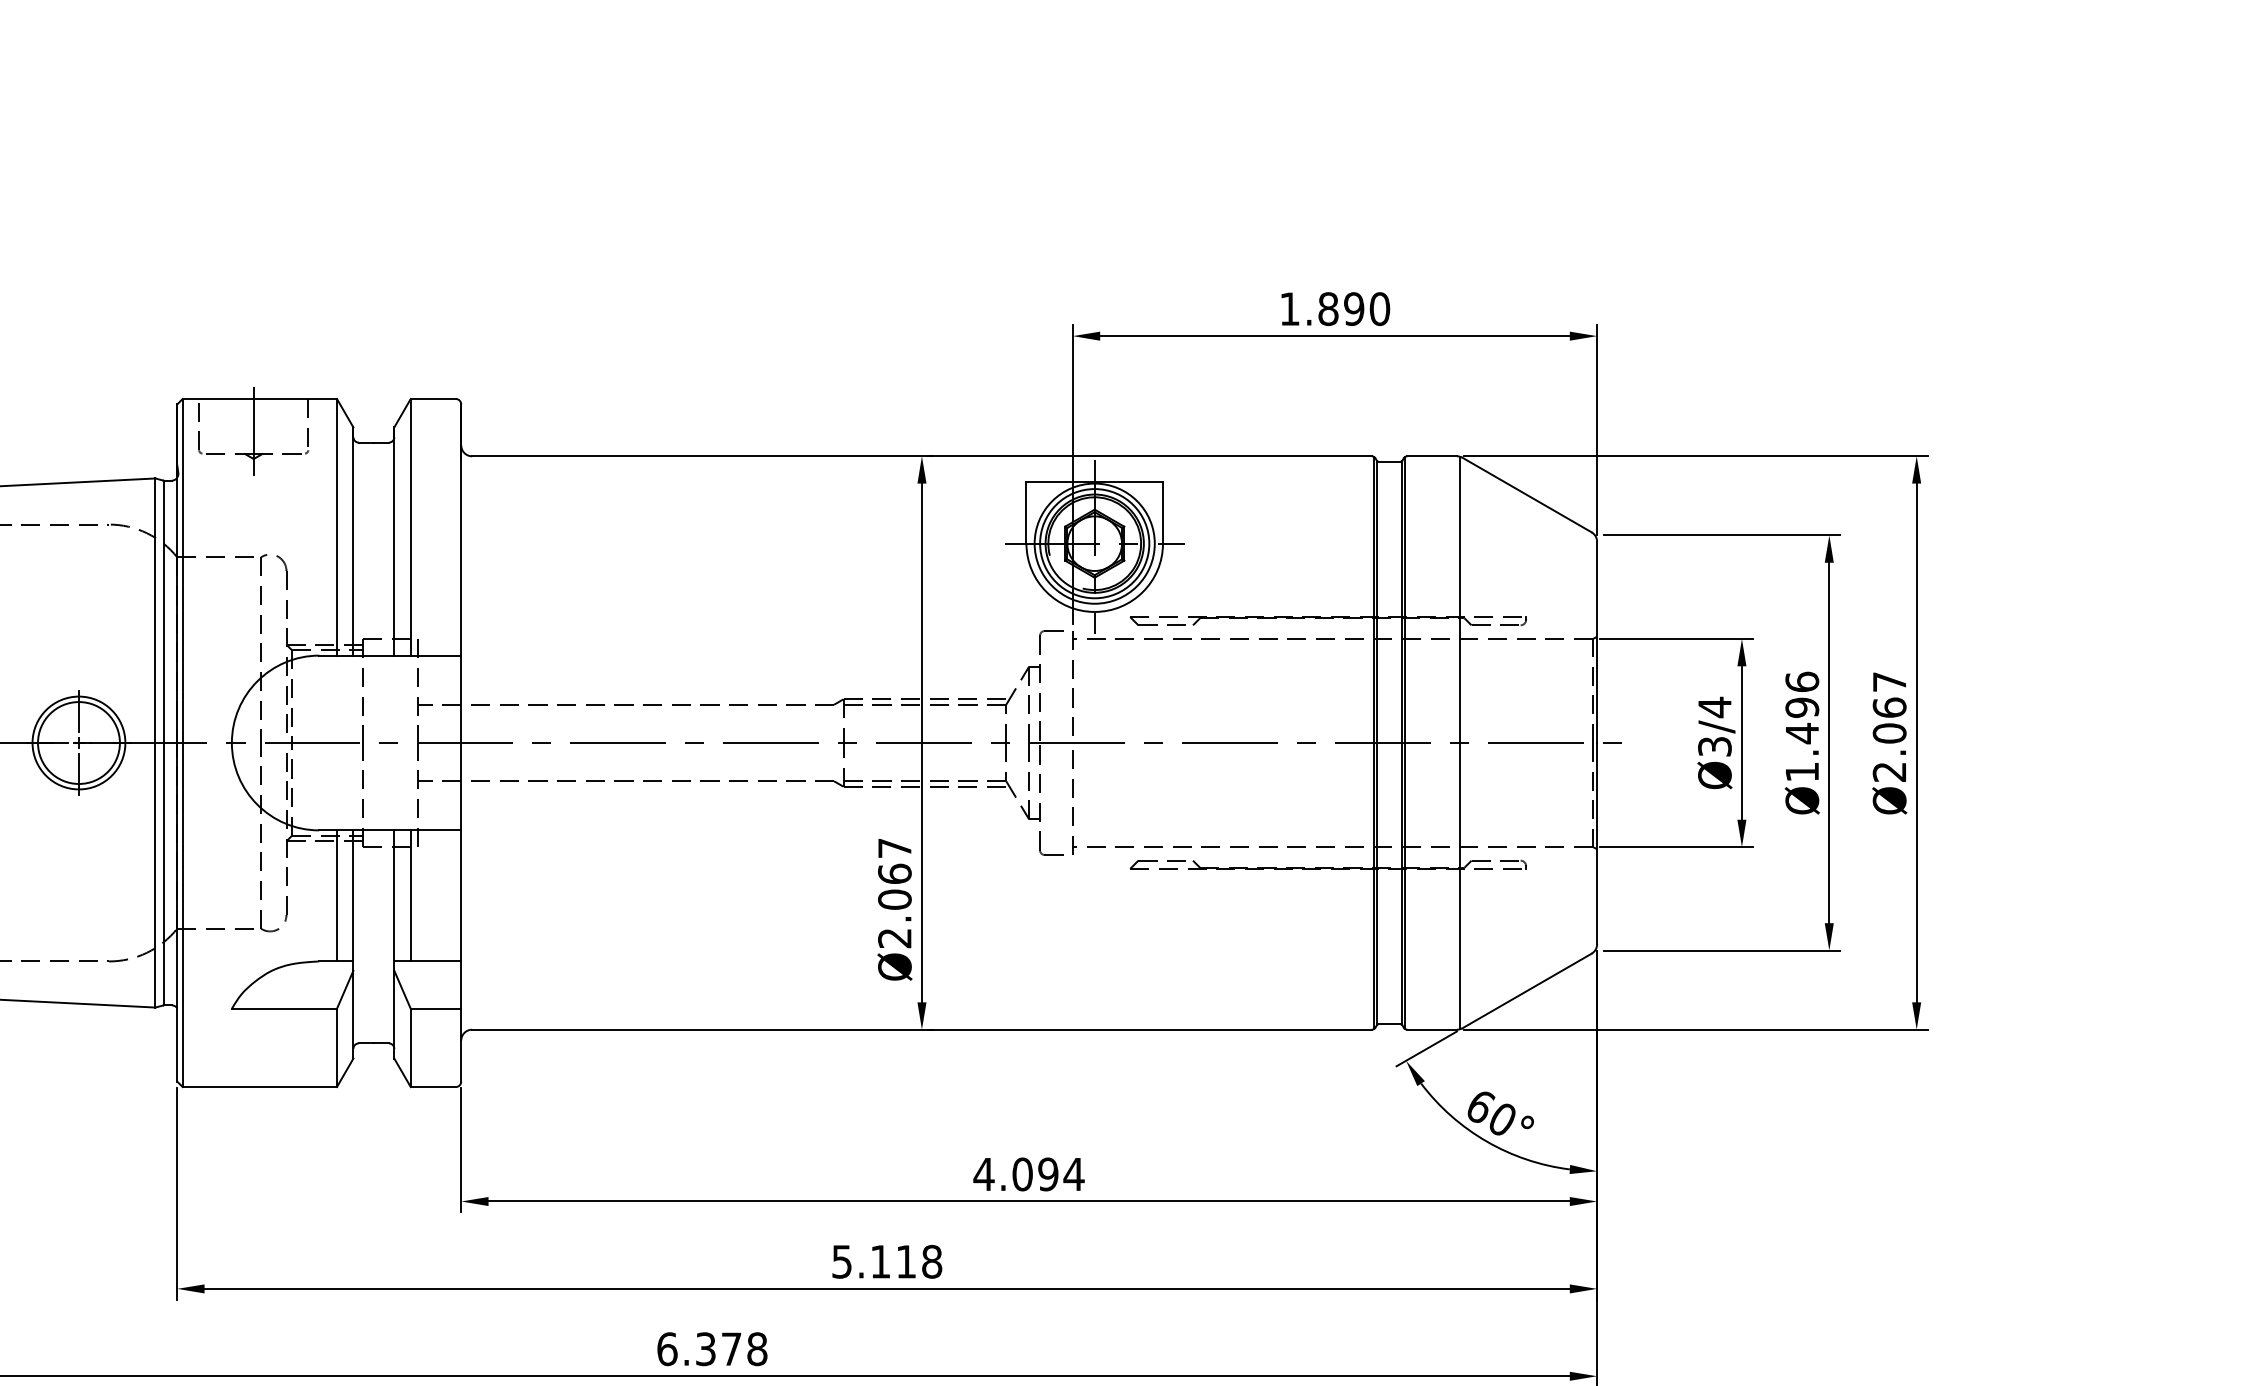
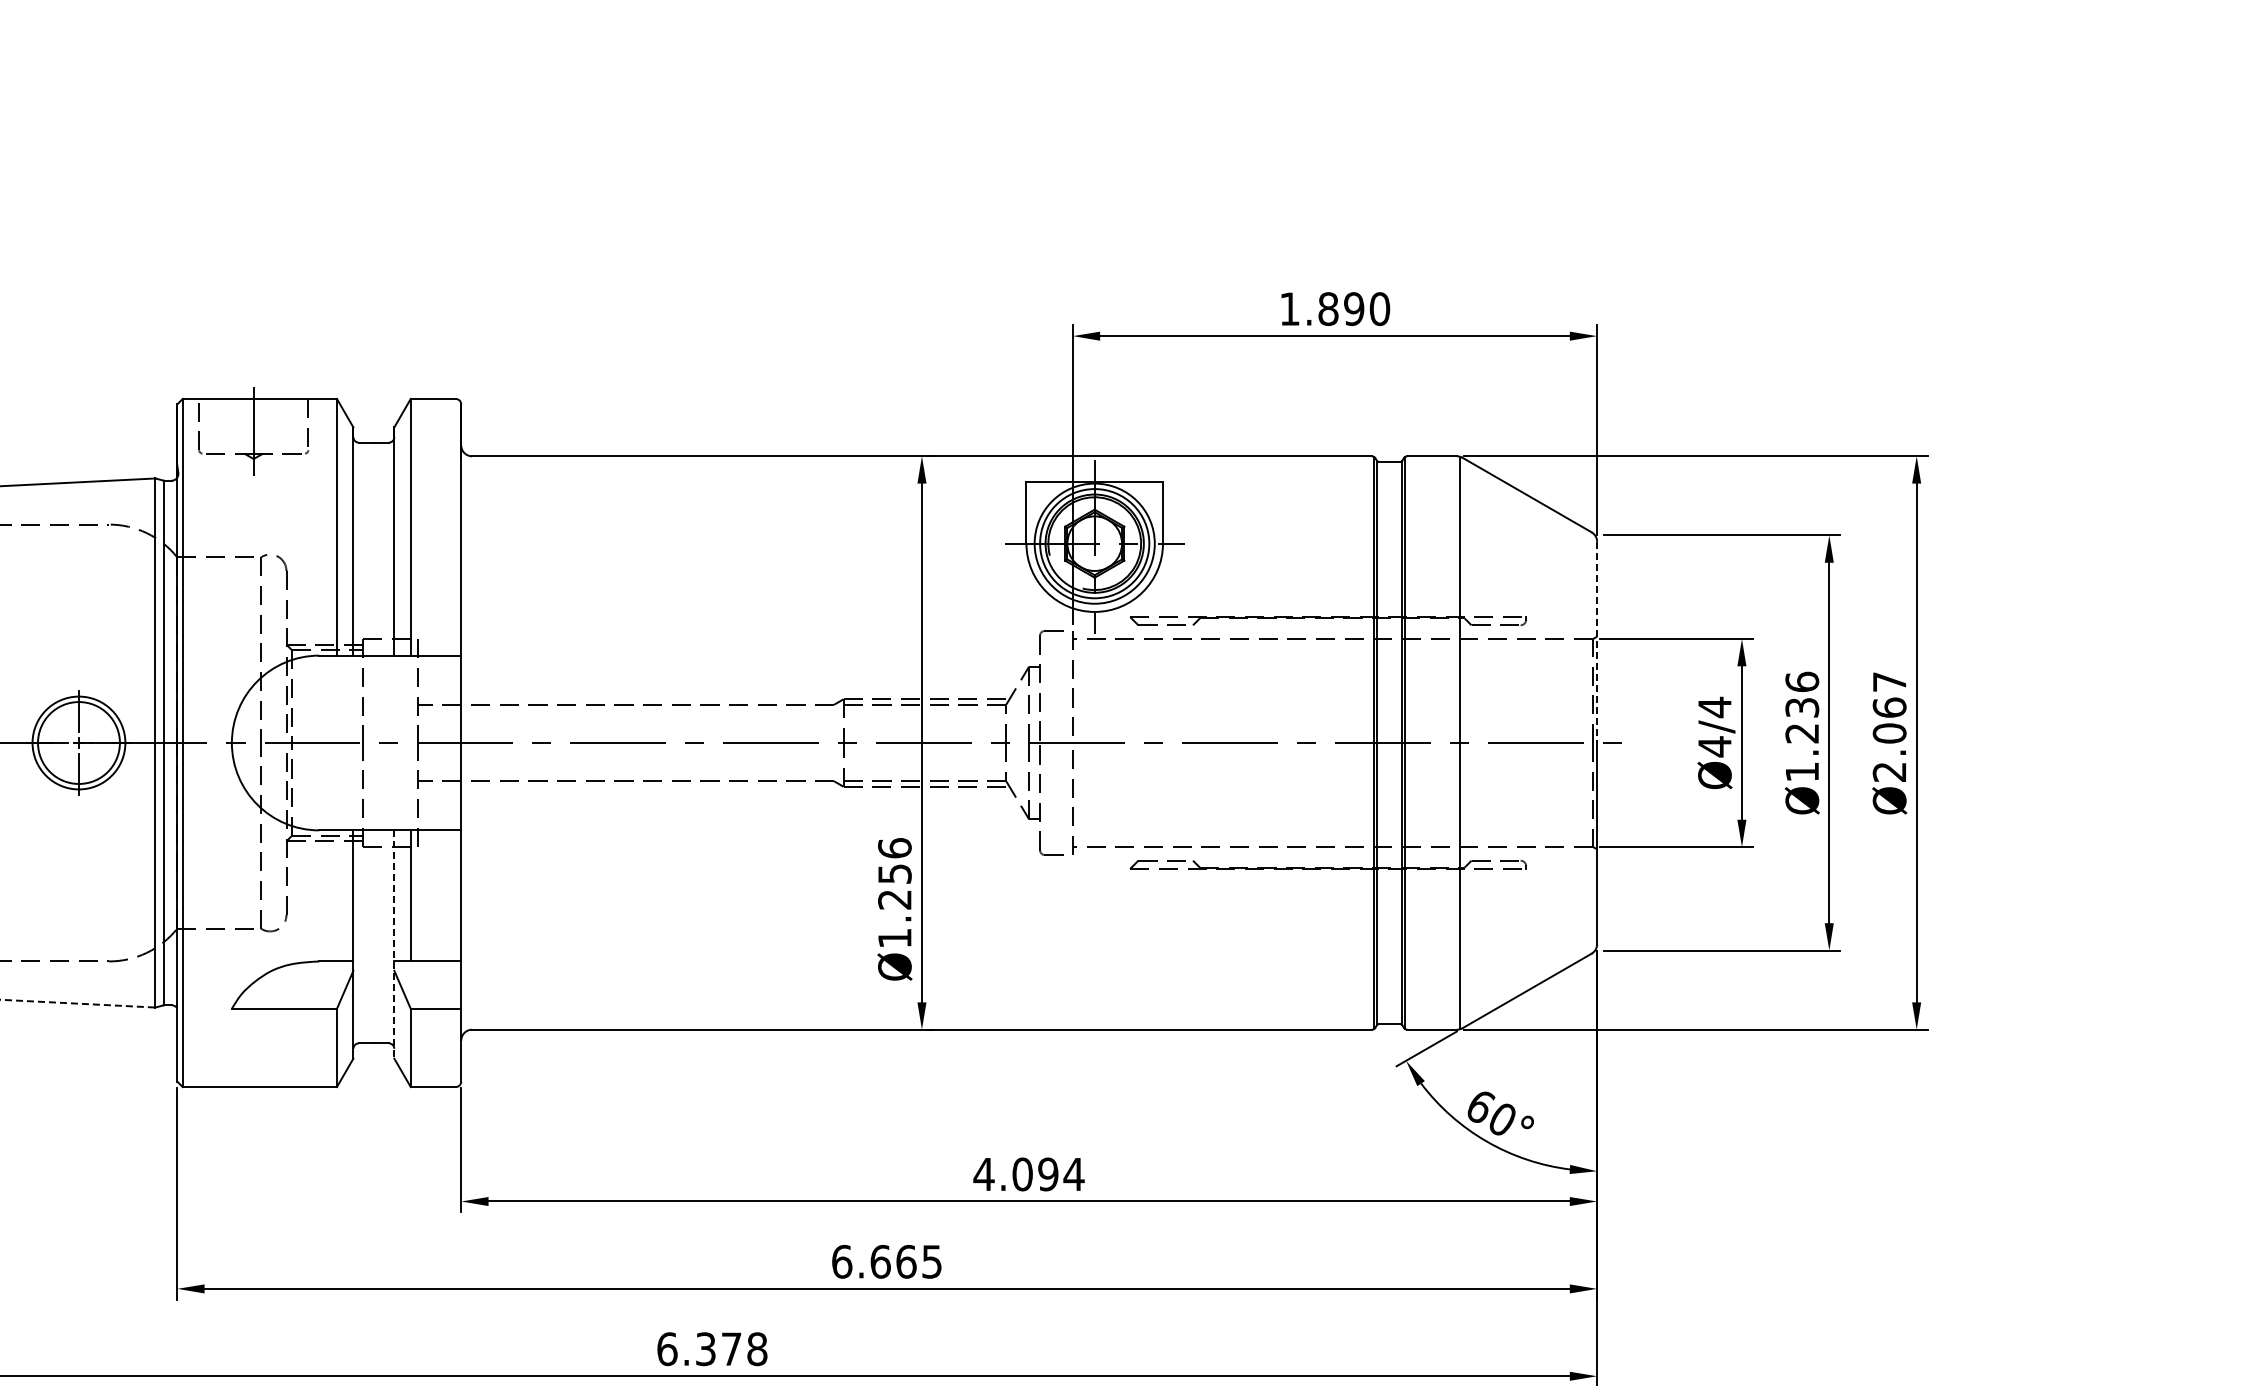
line: solid -> dashed (1597, 642)
text: Ø1.496 -> Ø1.236 (1802, 720)
text: Ø3/4 -> Ø4/4 (1714, 746)
text: Ø2.067 -> Ø1.256 (894, 893)
line: present -> none (336, 895)
line: solid -> dashed (394, 945)
line: solid -> dashed (78, 1003)
text: 5.118 -> 6.665 (887, 1261)
